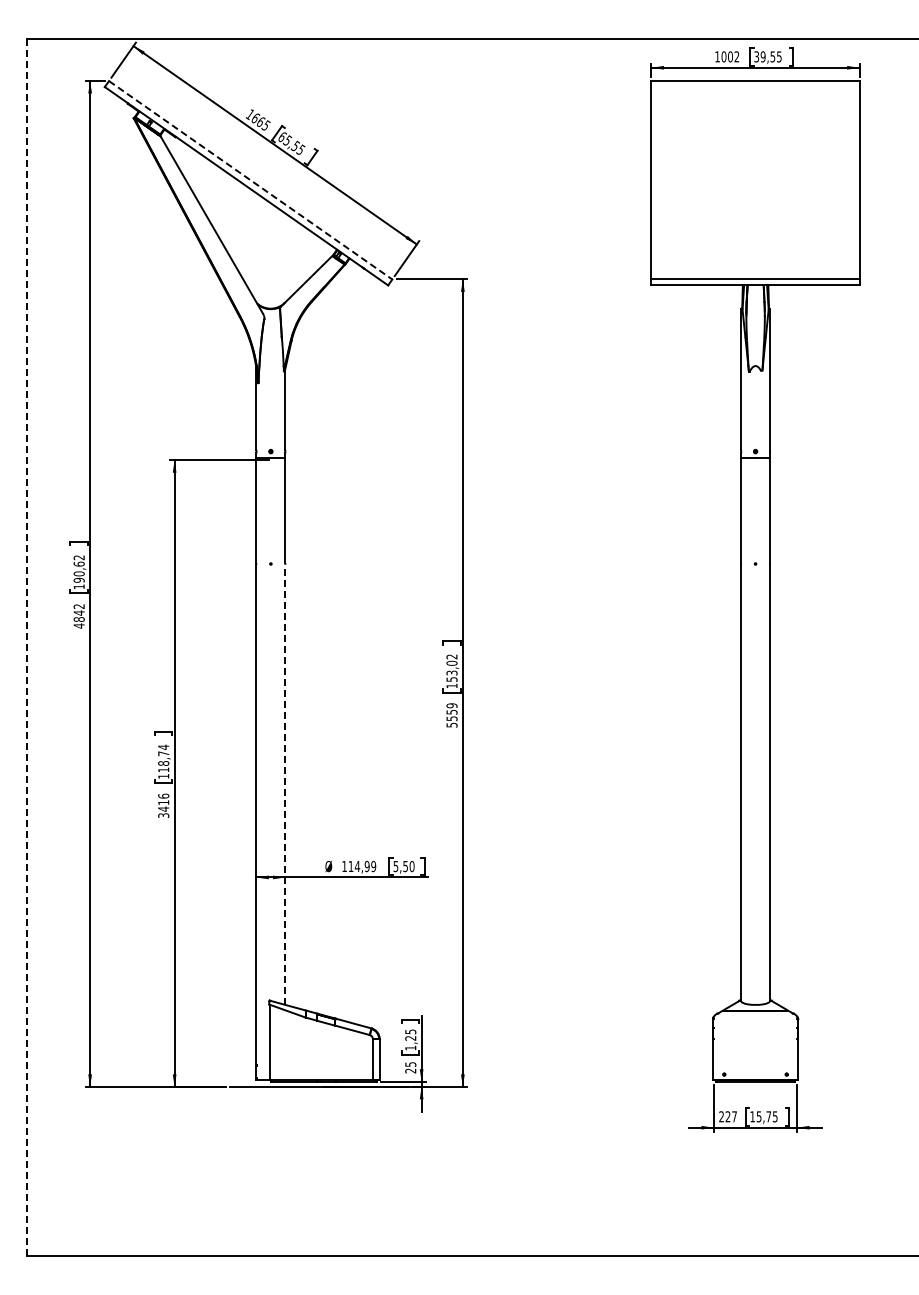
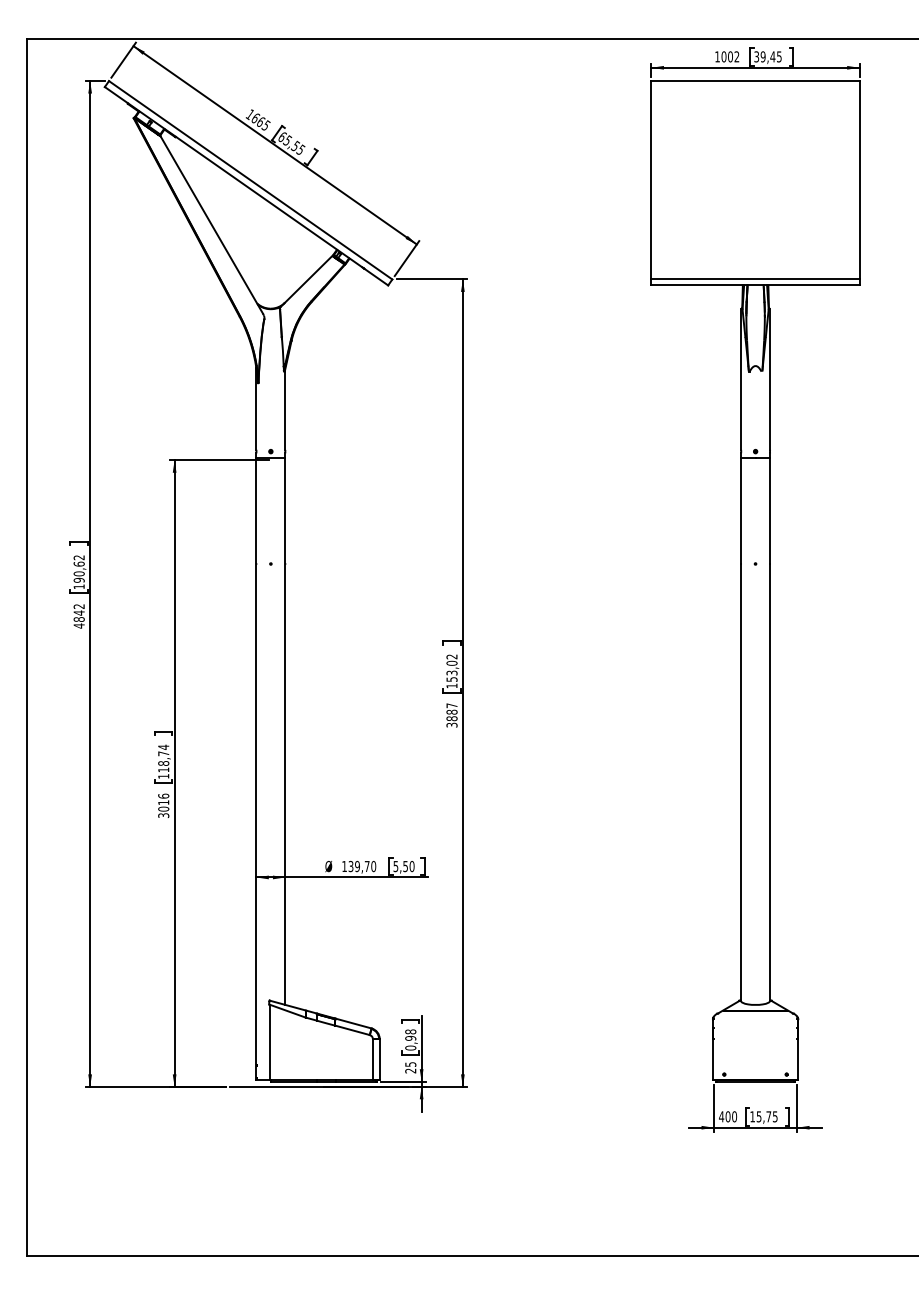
text: 39,55 -> 39,45 (772, 56)
line: dashed -> solid (250, 180)
line: dashed -> solid (27, 647)
text: 5559 -> 3887 (451, 715)
line: dashed -> solid (285, 784)
text: 3416 -> 3016 (163, 808)
text: 114,99 -> 139,70 (362, 866)
text: 1,25 -> 0,98 (410, 1039)
text: 227 -> 400 (728, 1116)
